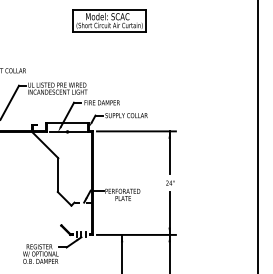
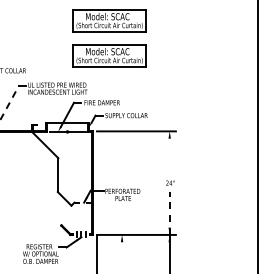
part: none -> present (109, 55)
line: solid -> dashed (9, 102)
line: present -> none (169, 152)
line: solid -> dashed (169, 213)
line position: (122, 252) -> (97, 252) (97, 252)
